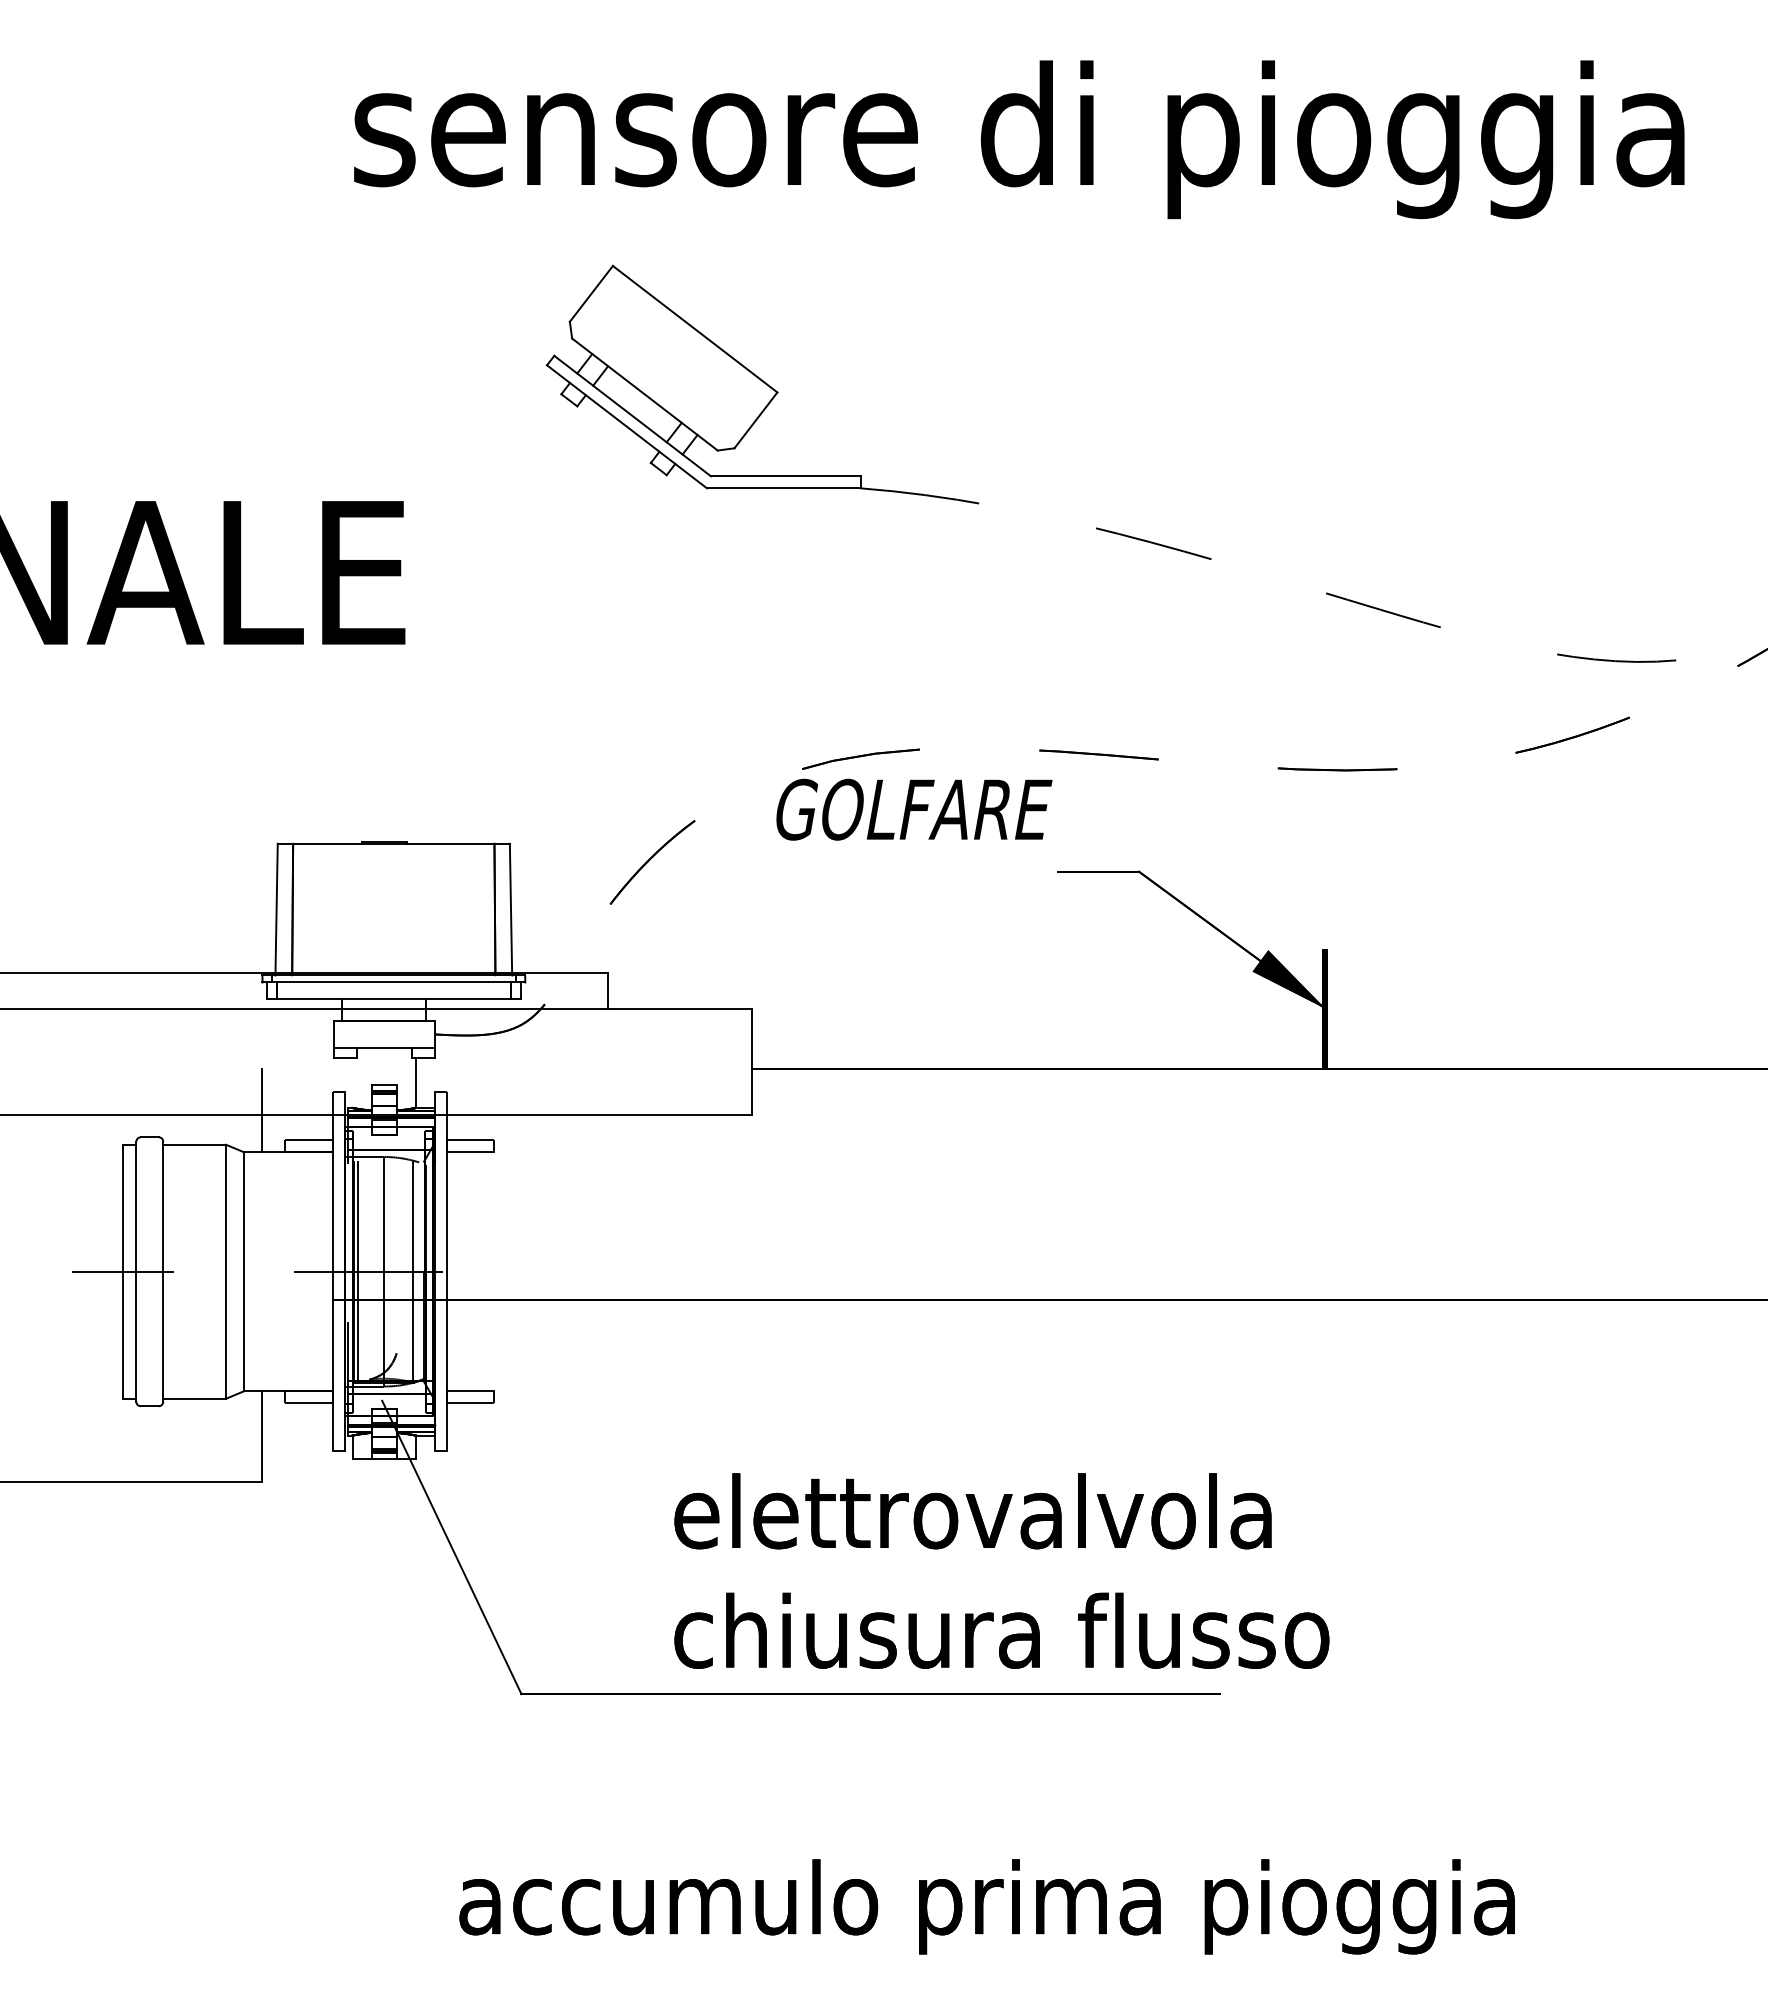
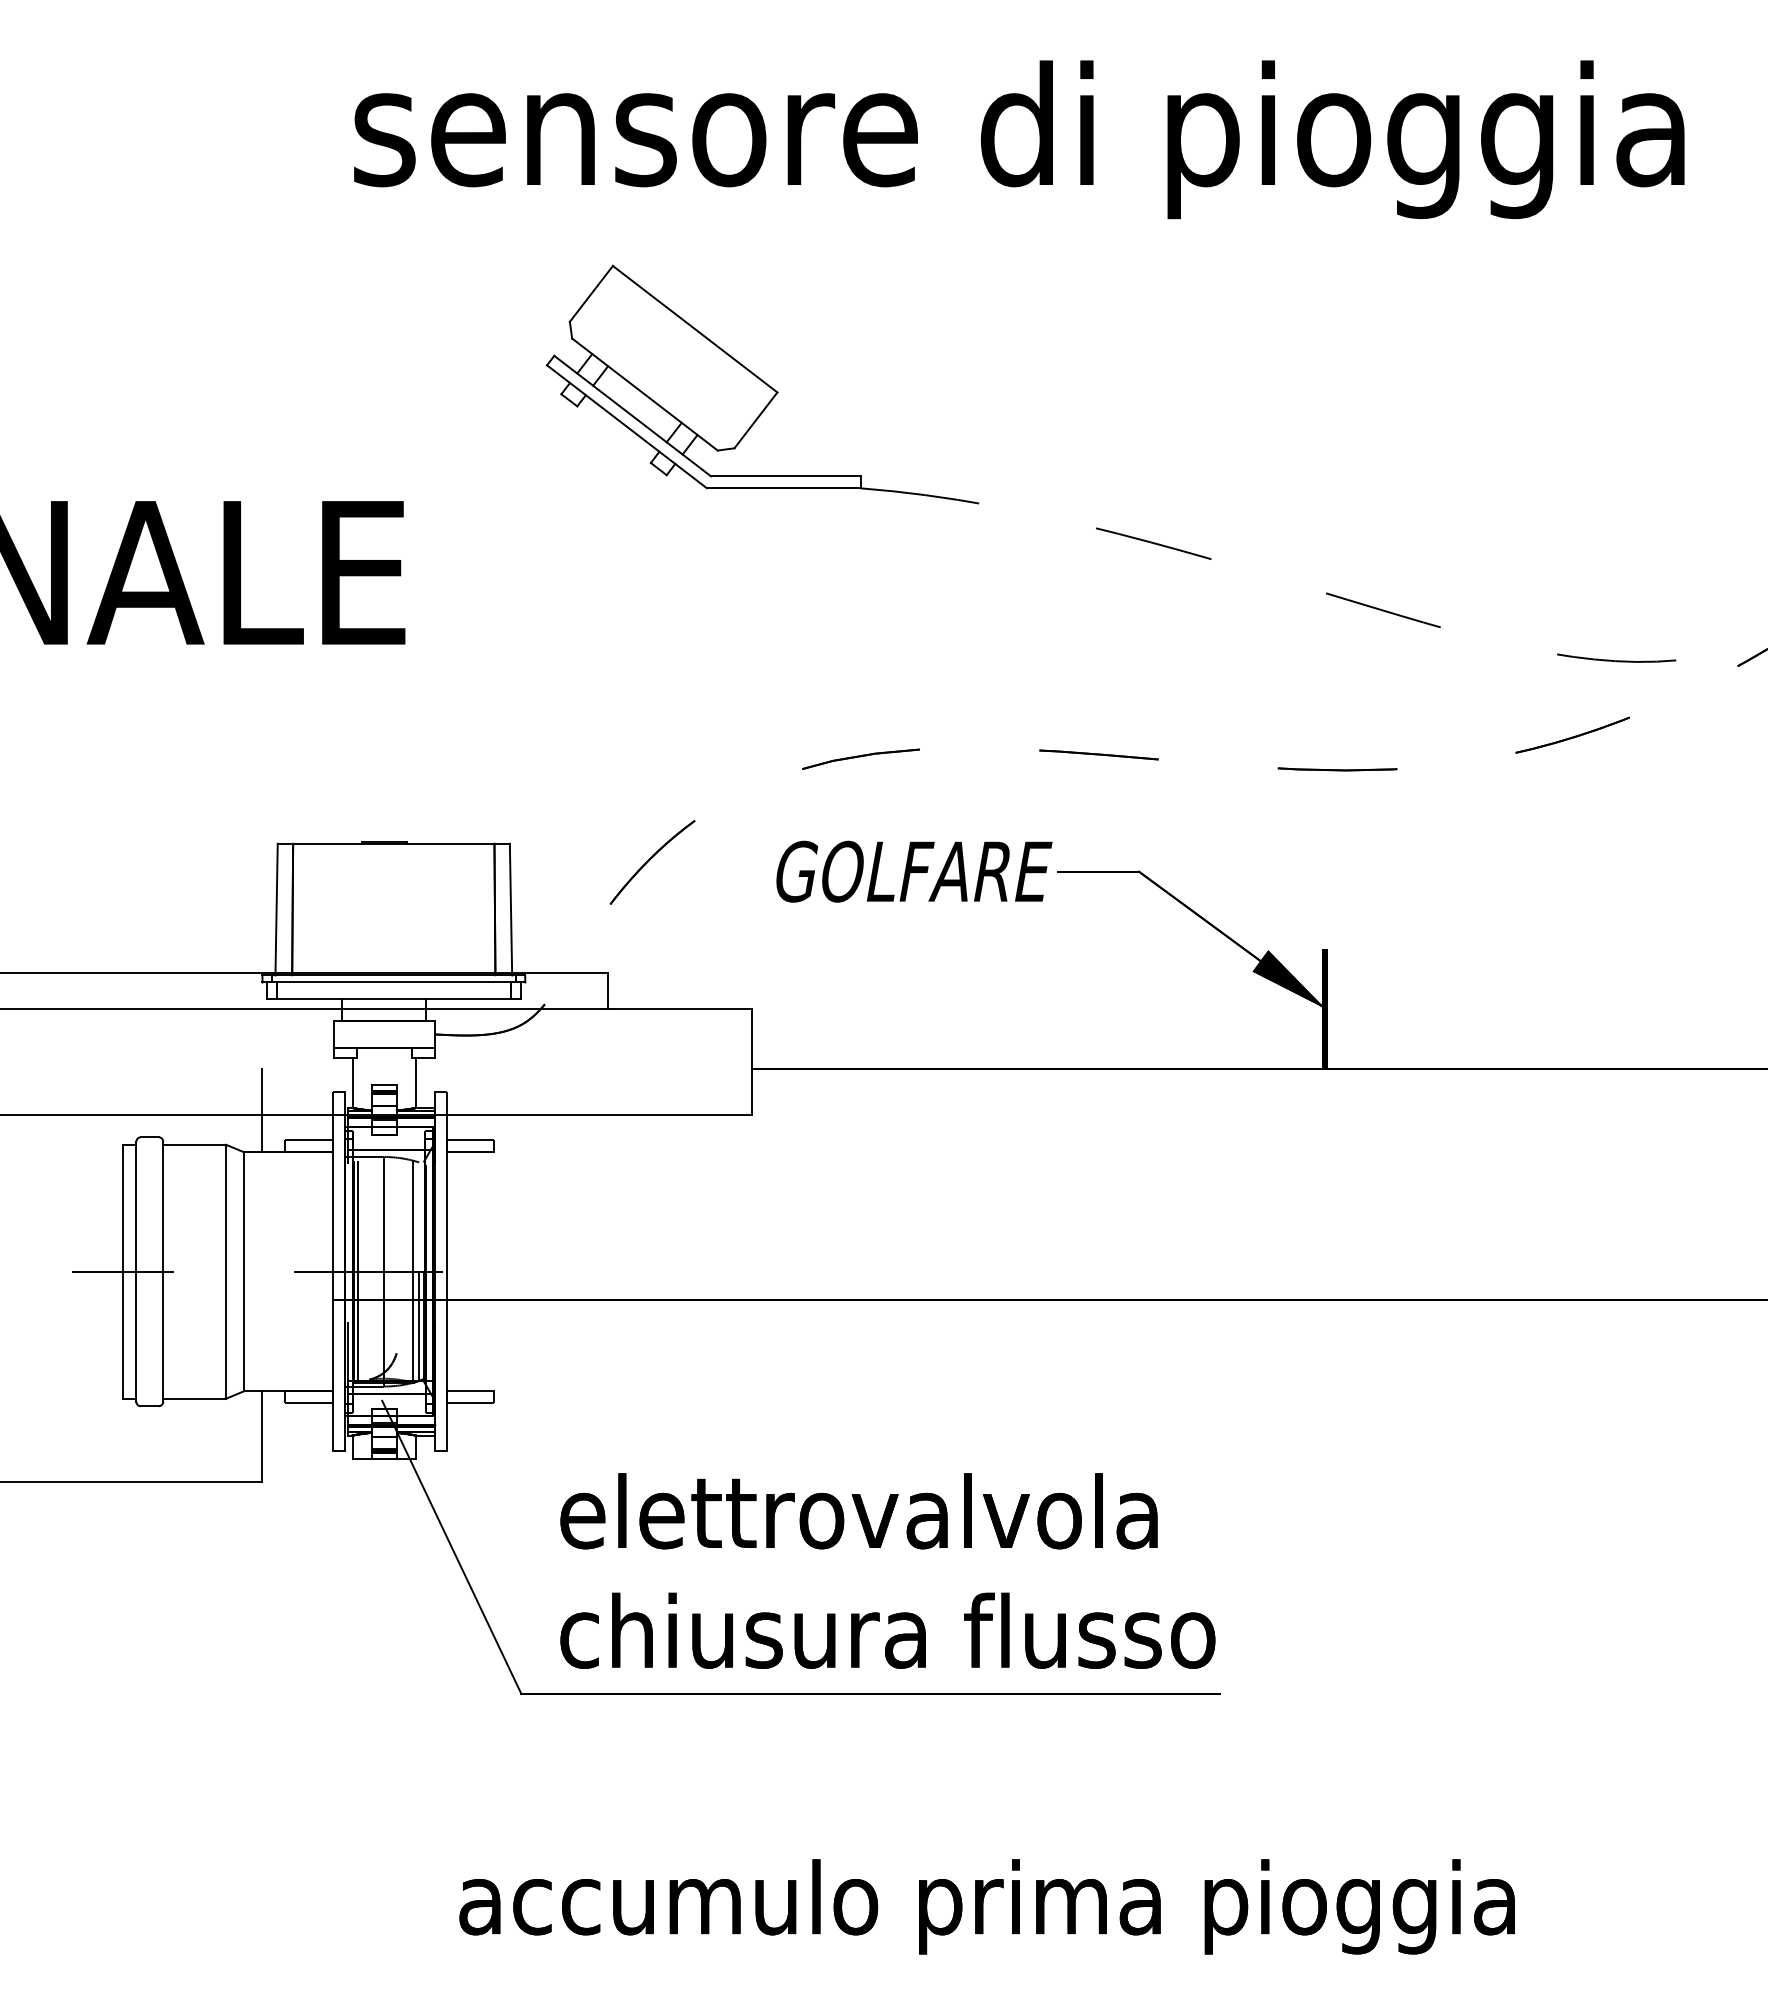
text position: (914, 809) -> (914, 871) (914, 871)
line: none -> present (352, 1082)
line: none -> present (419, 1326)
text position: (1001, 1570) -> (887, 1570) (887, 1570)
